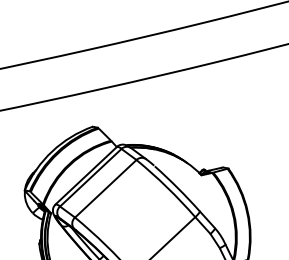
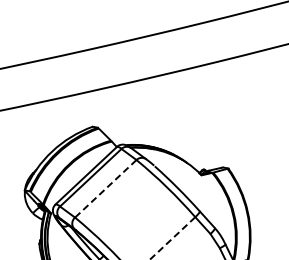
line: solid -> dashed (105, 189)
line: solid -> dashed (172, 238)
